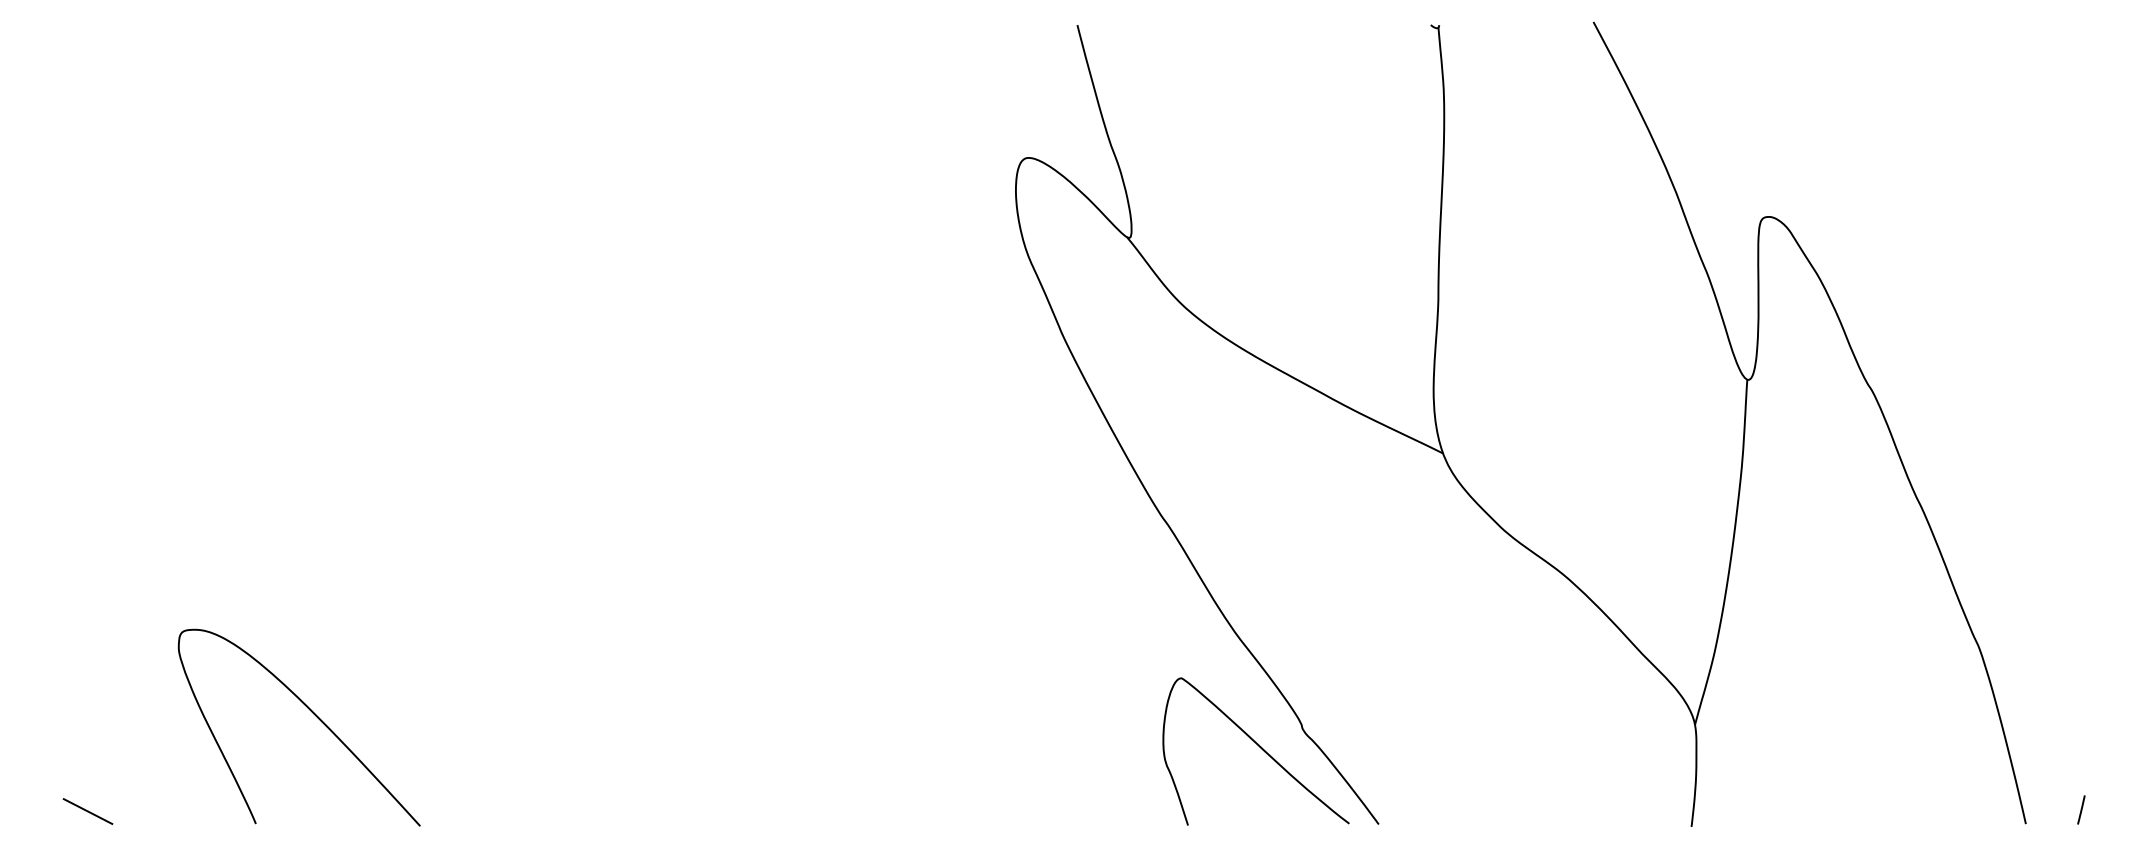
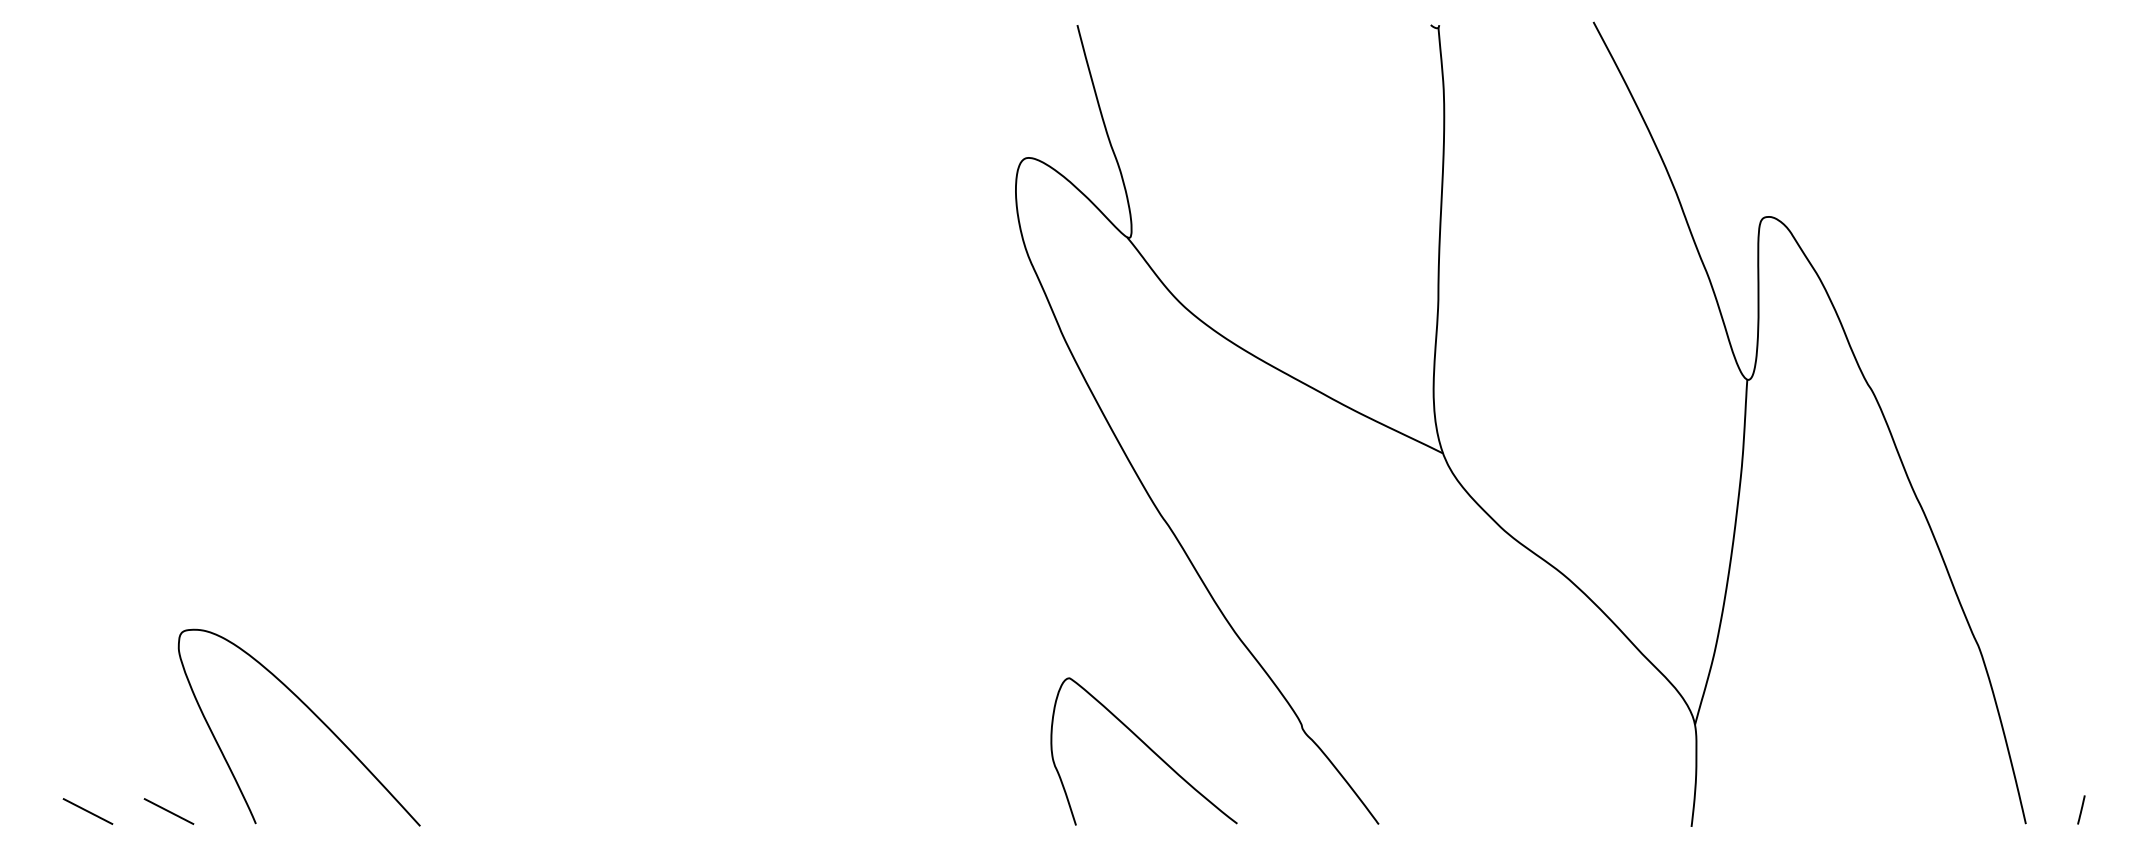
curve position: (1259, 747) -> (1147, 747) (1147, 747)
line: none -> present (168, 811)
